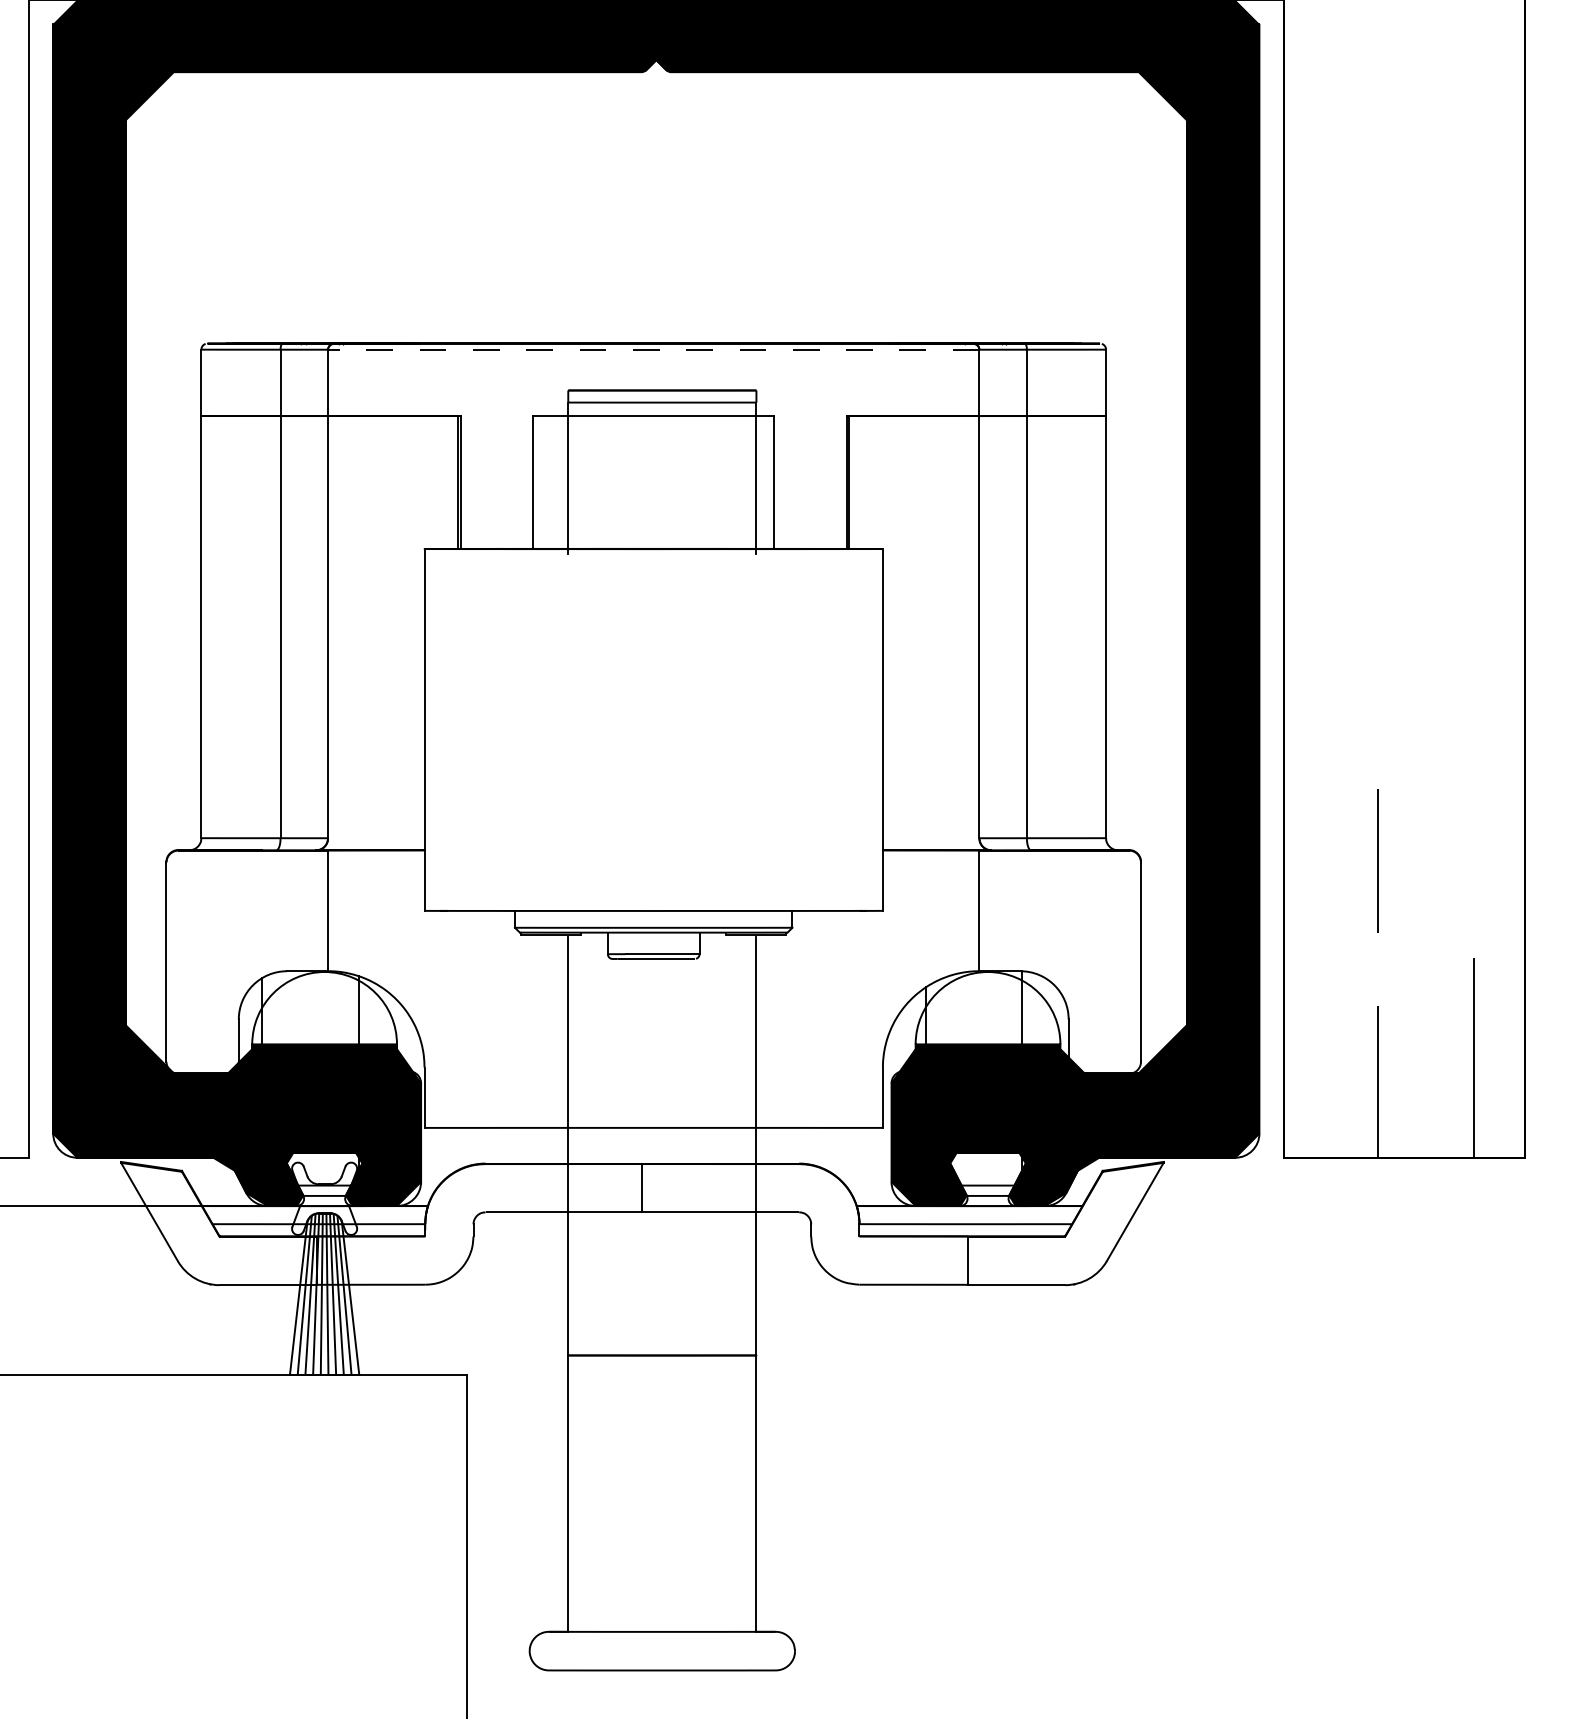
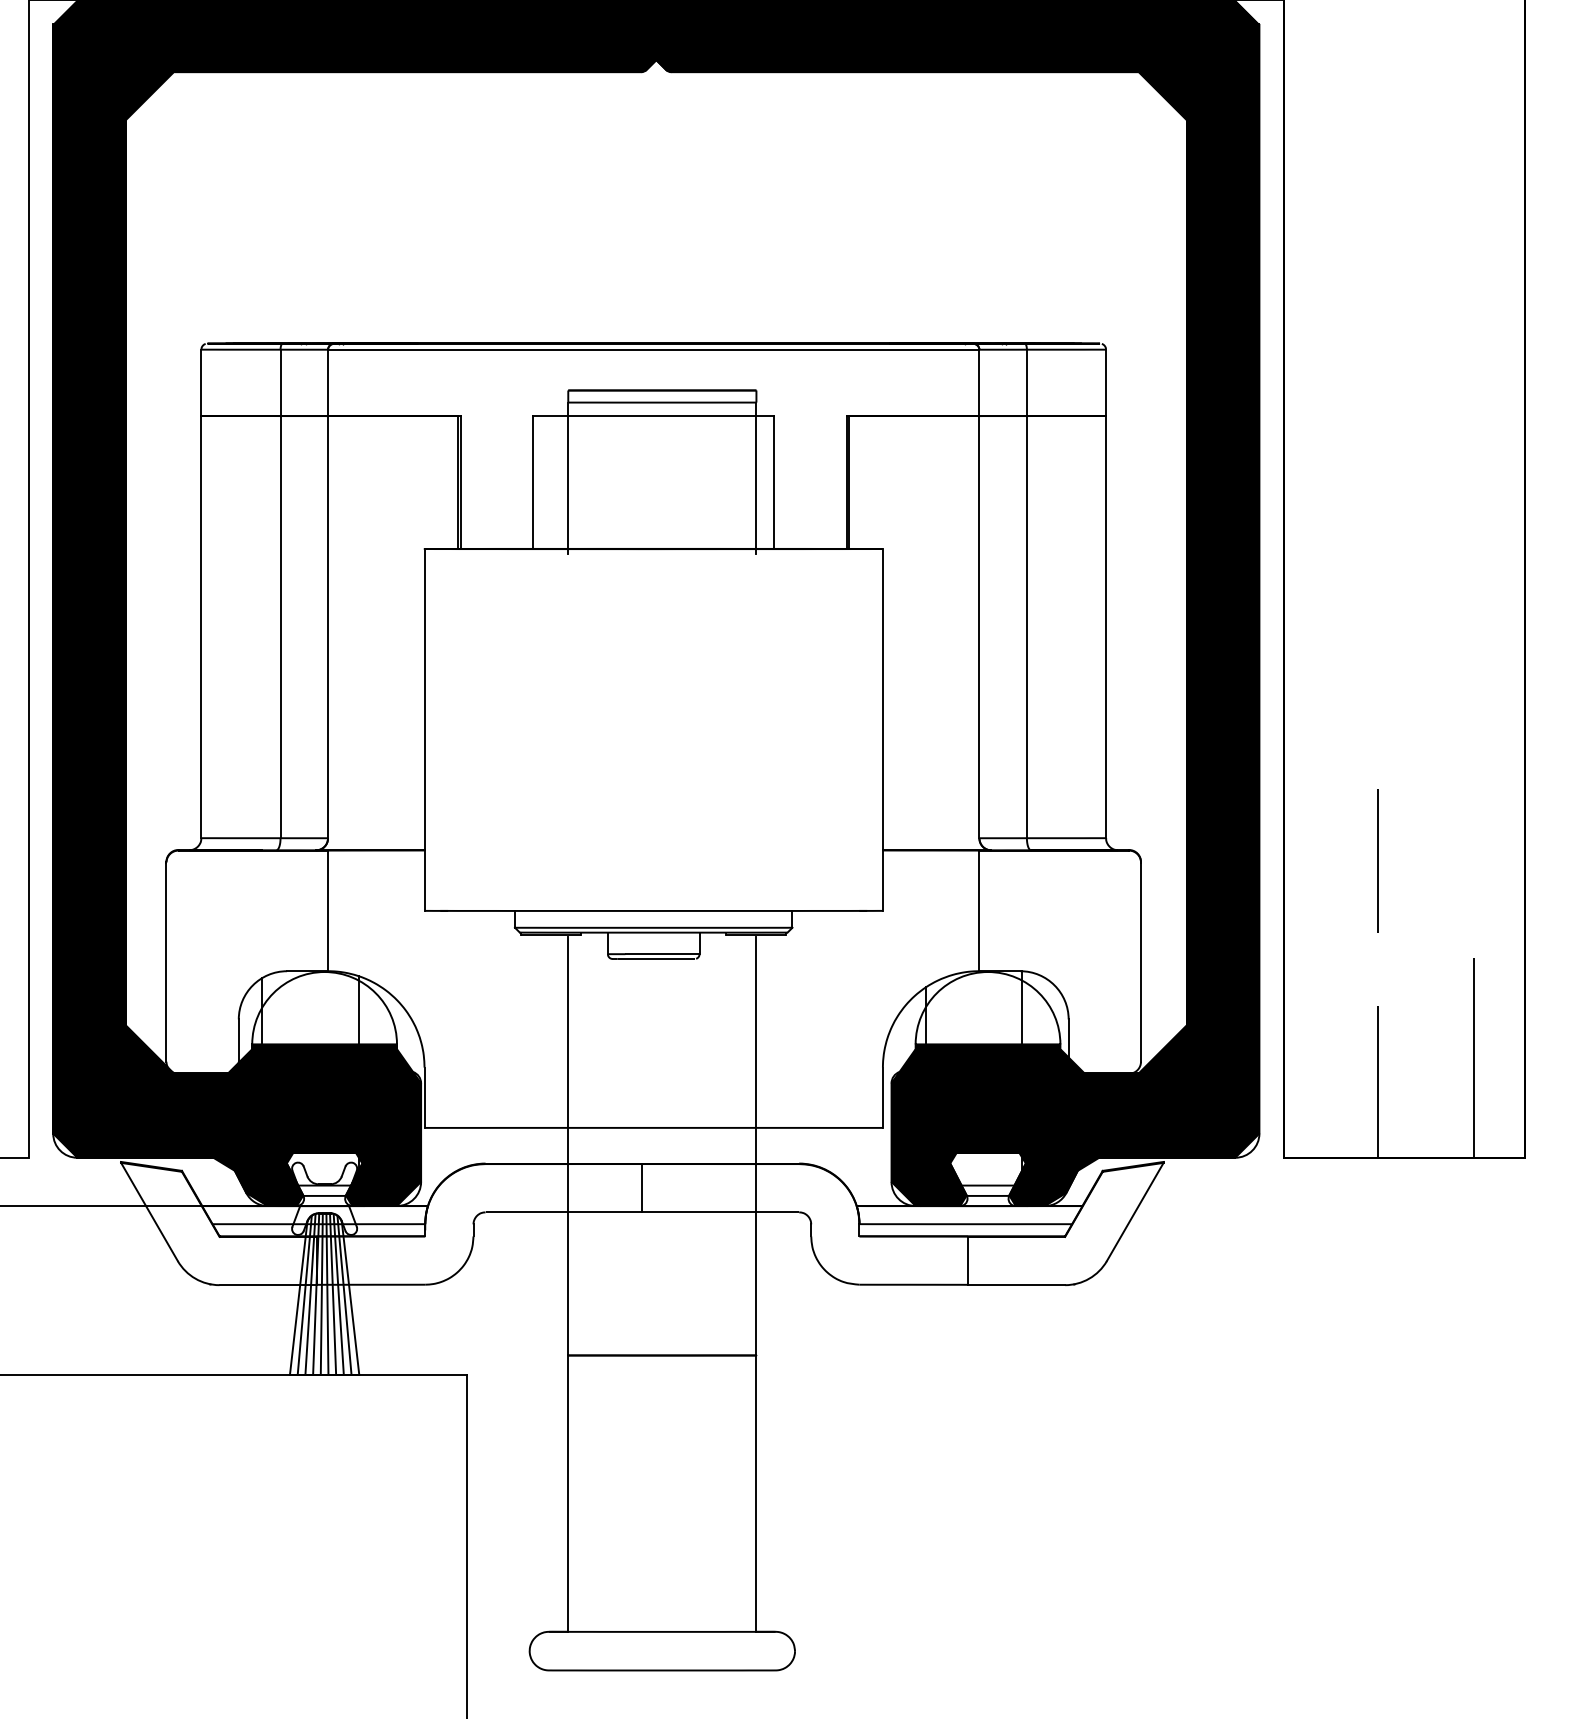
line: dashed -> solid (653, 349)
